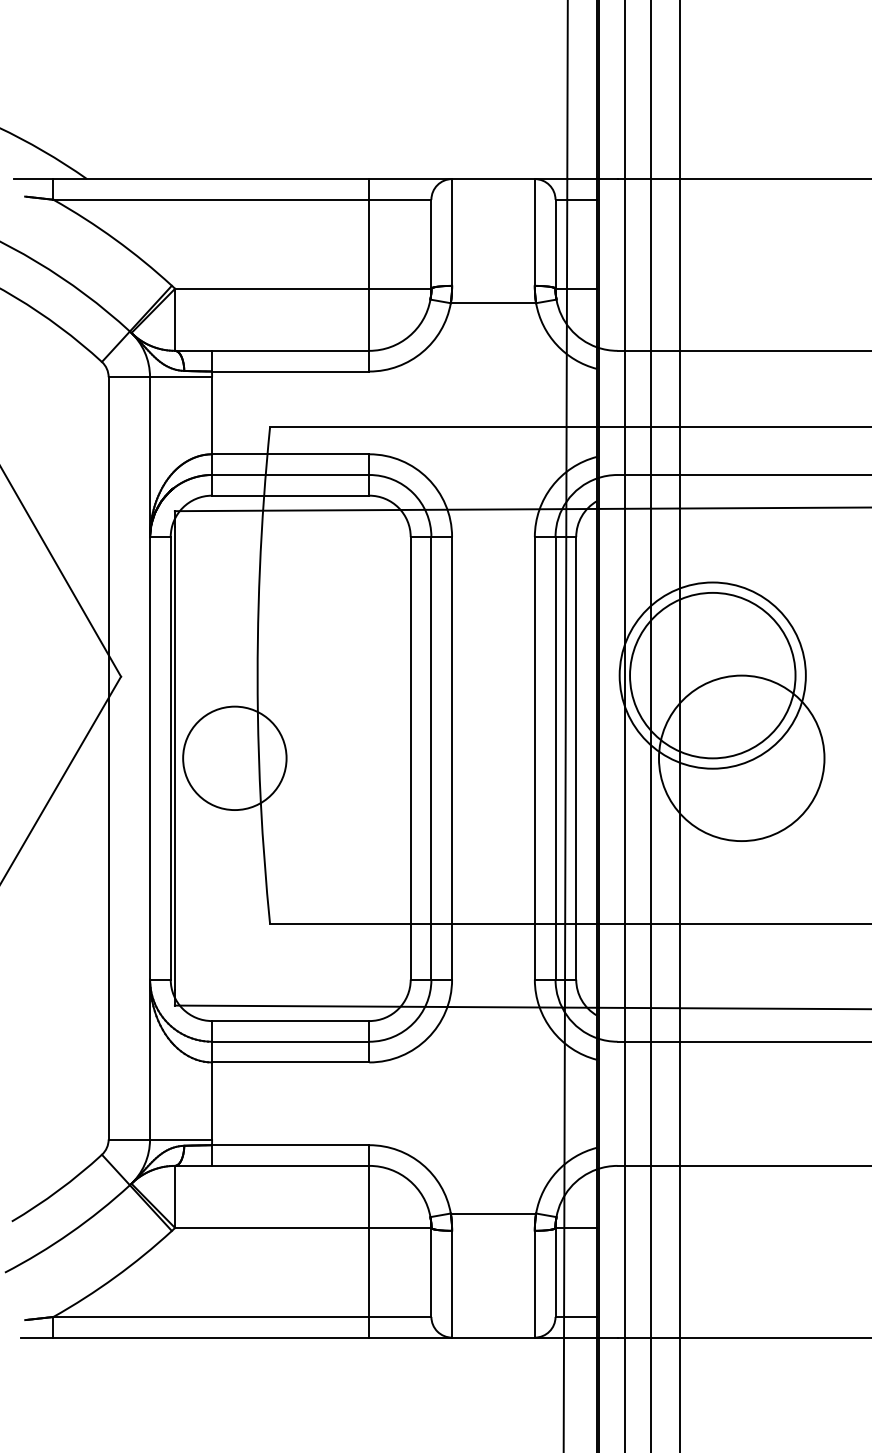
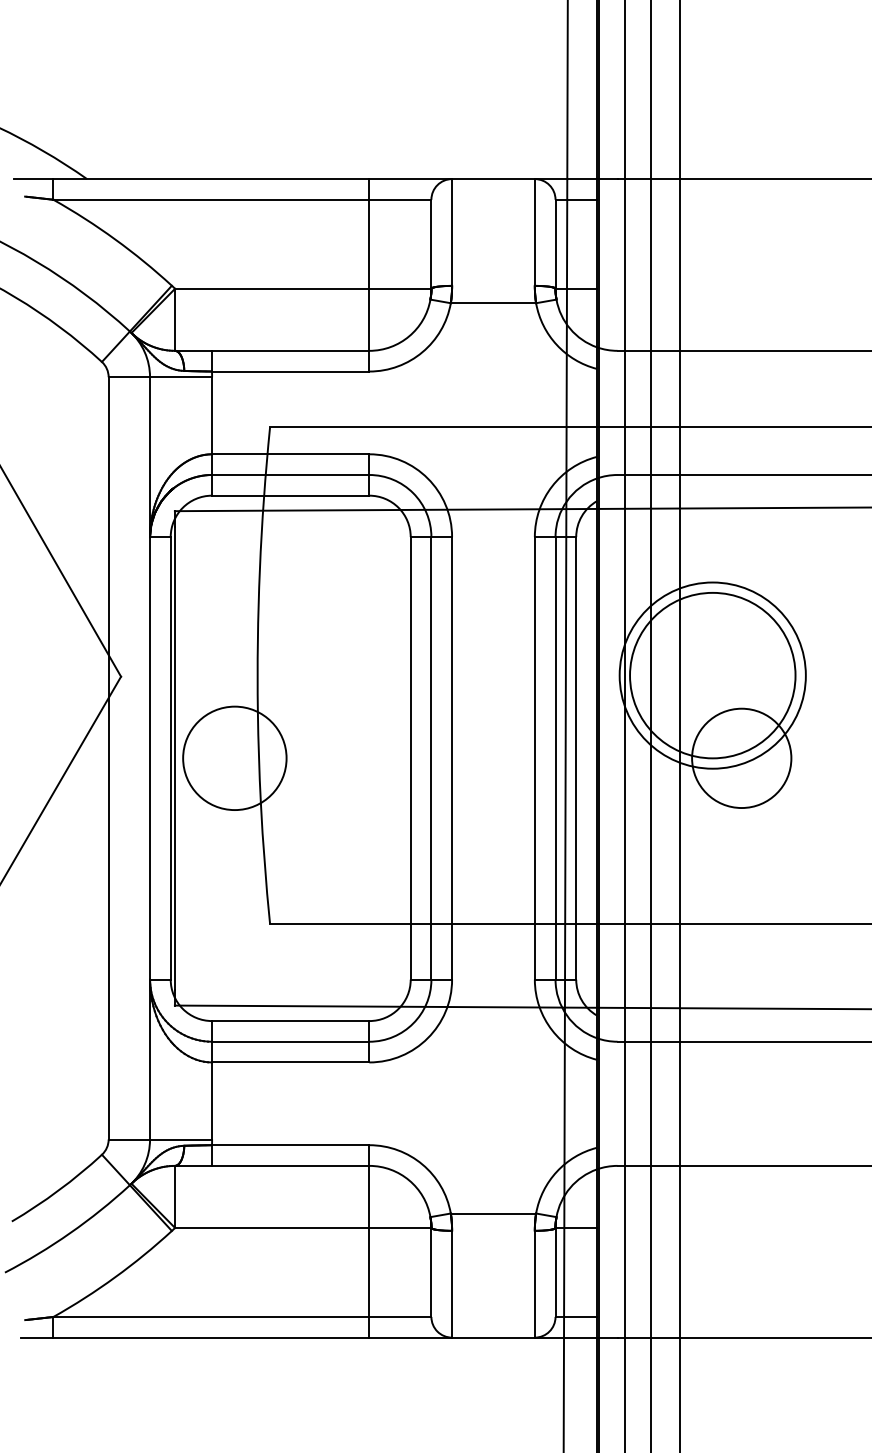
circle diameter: 166 px -> 99 px (741, 758)
